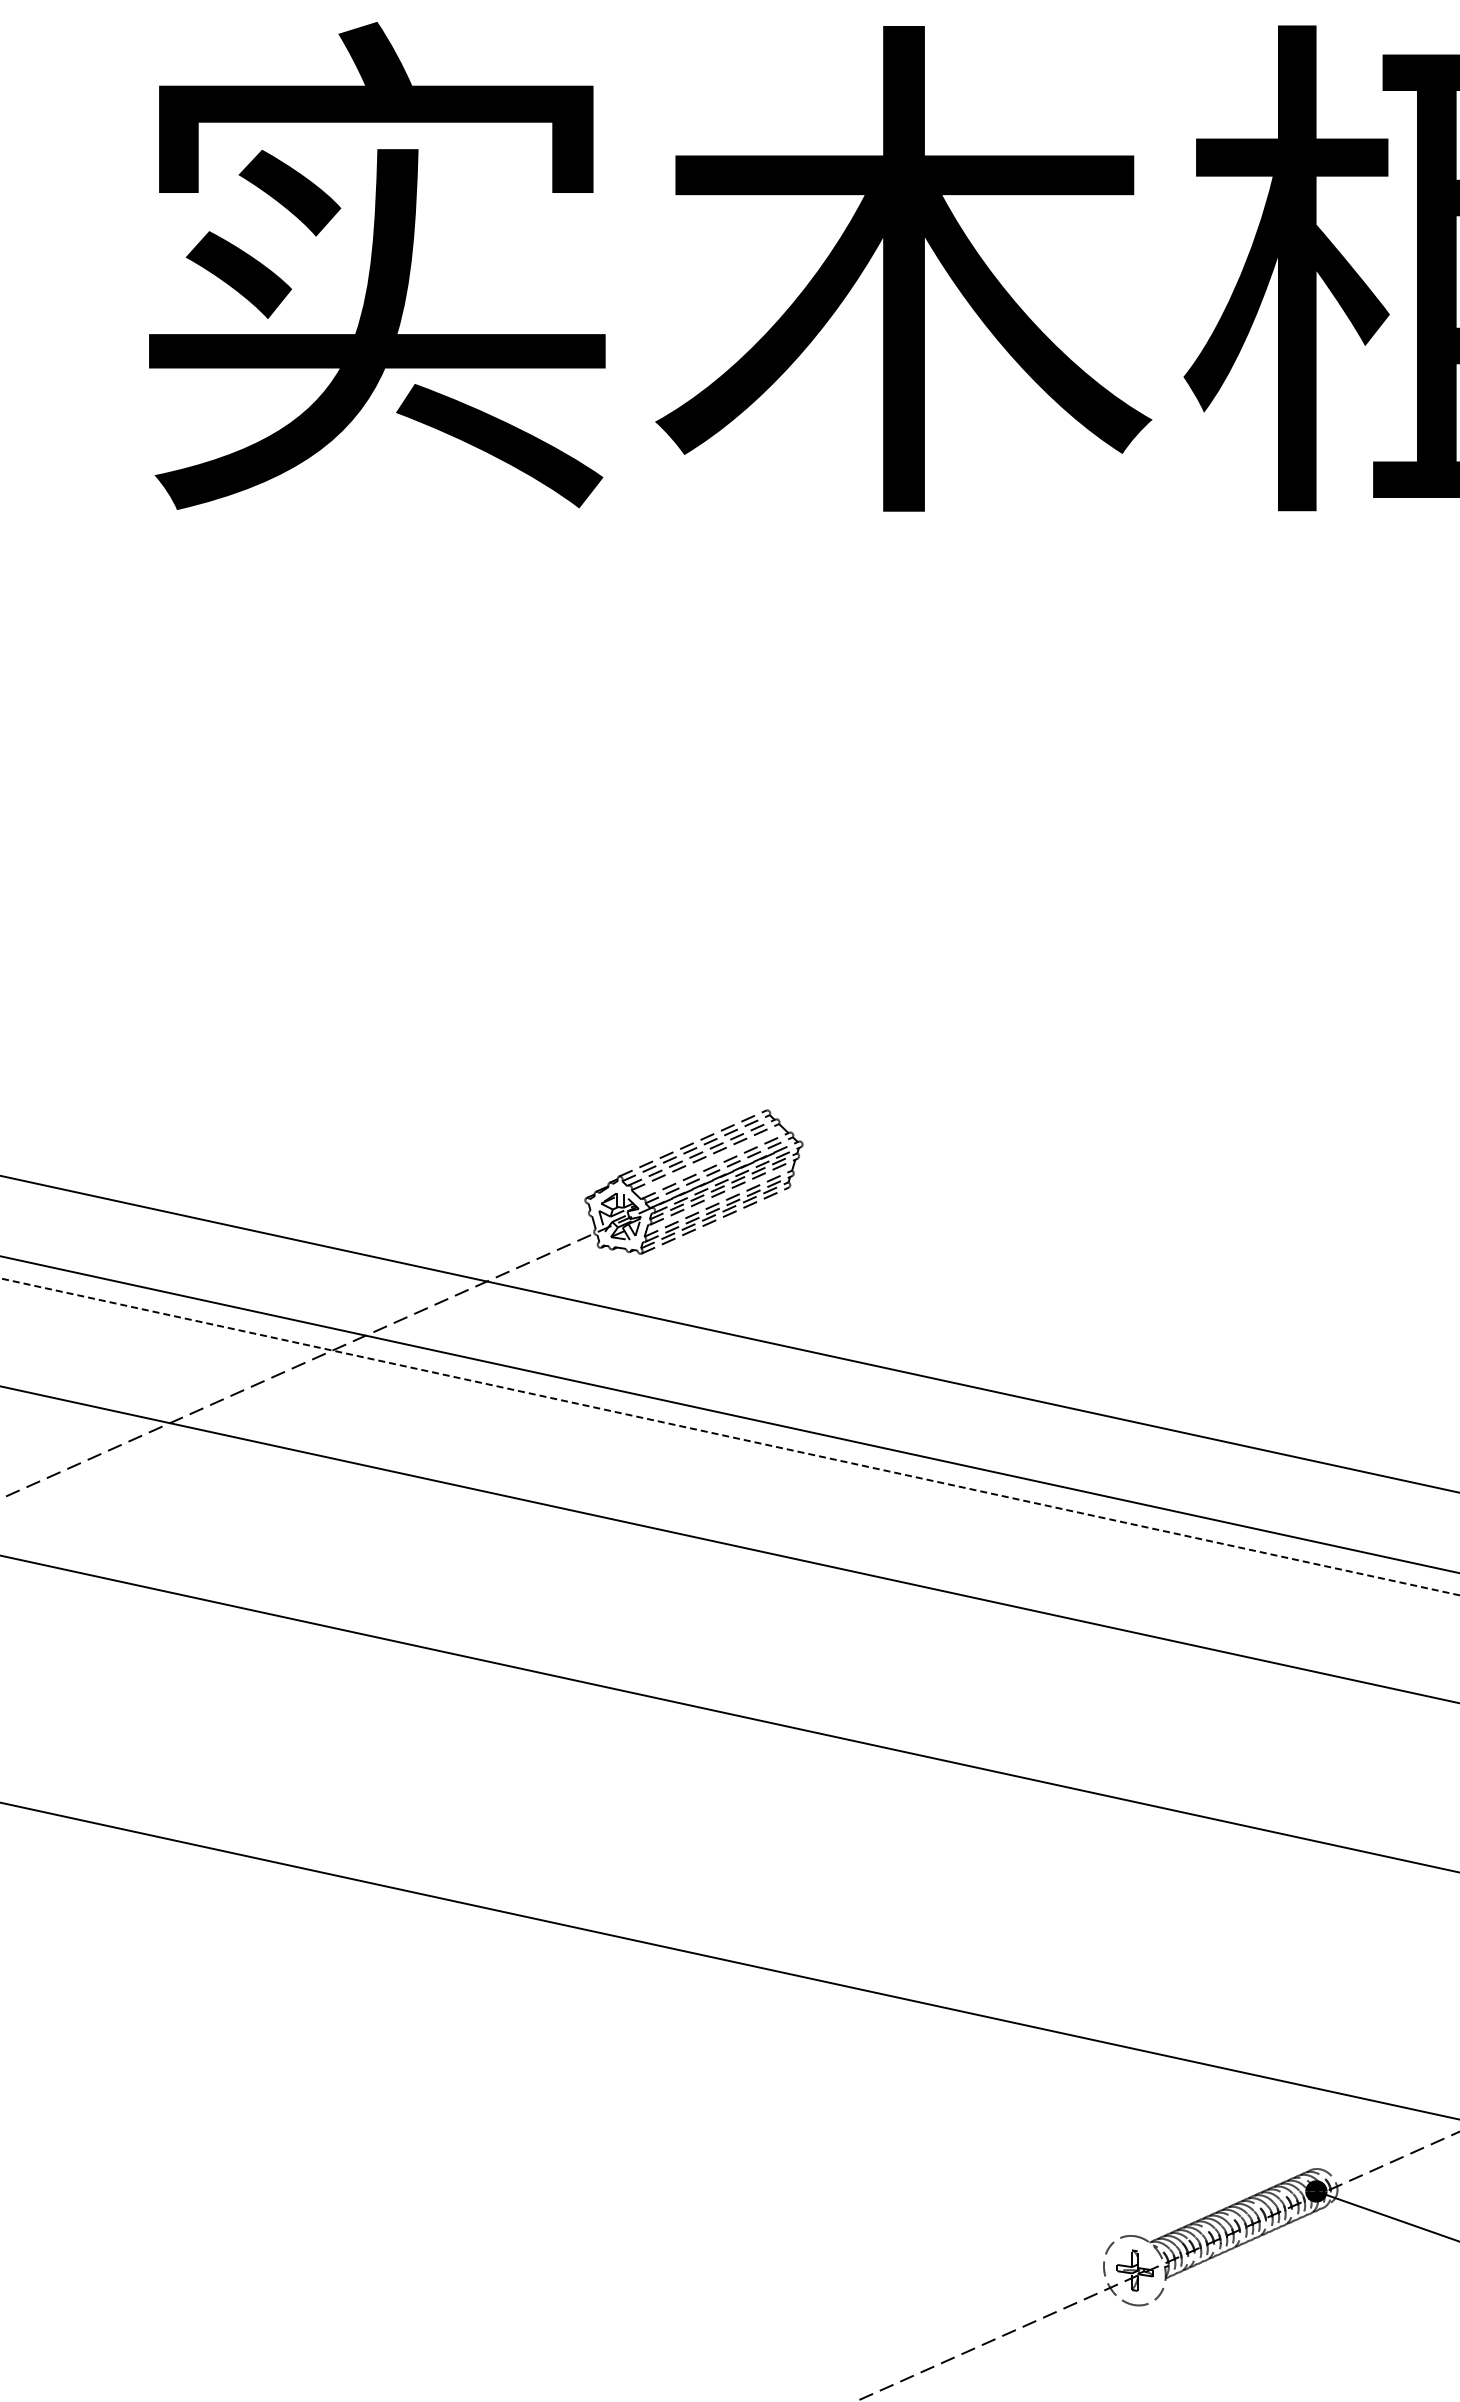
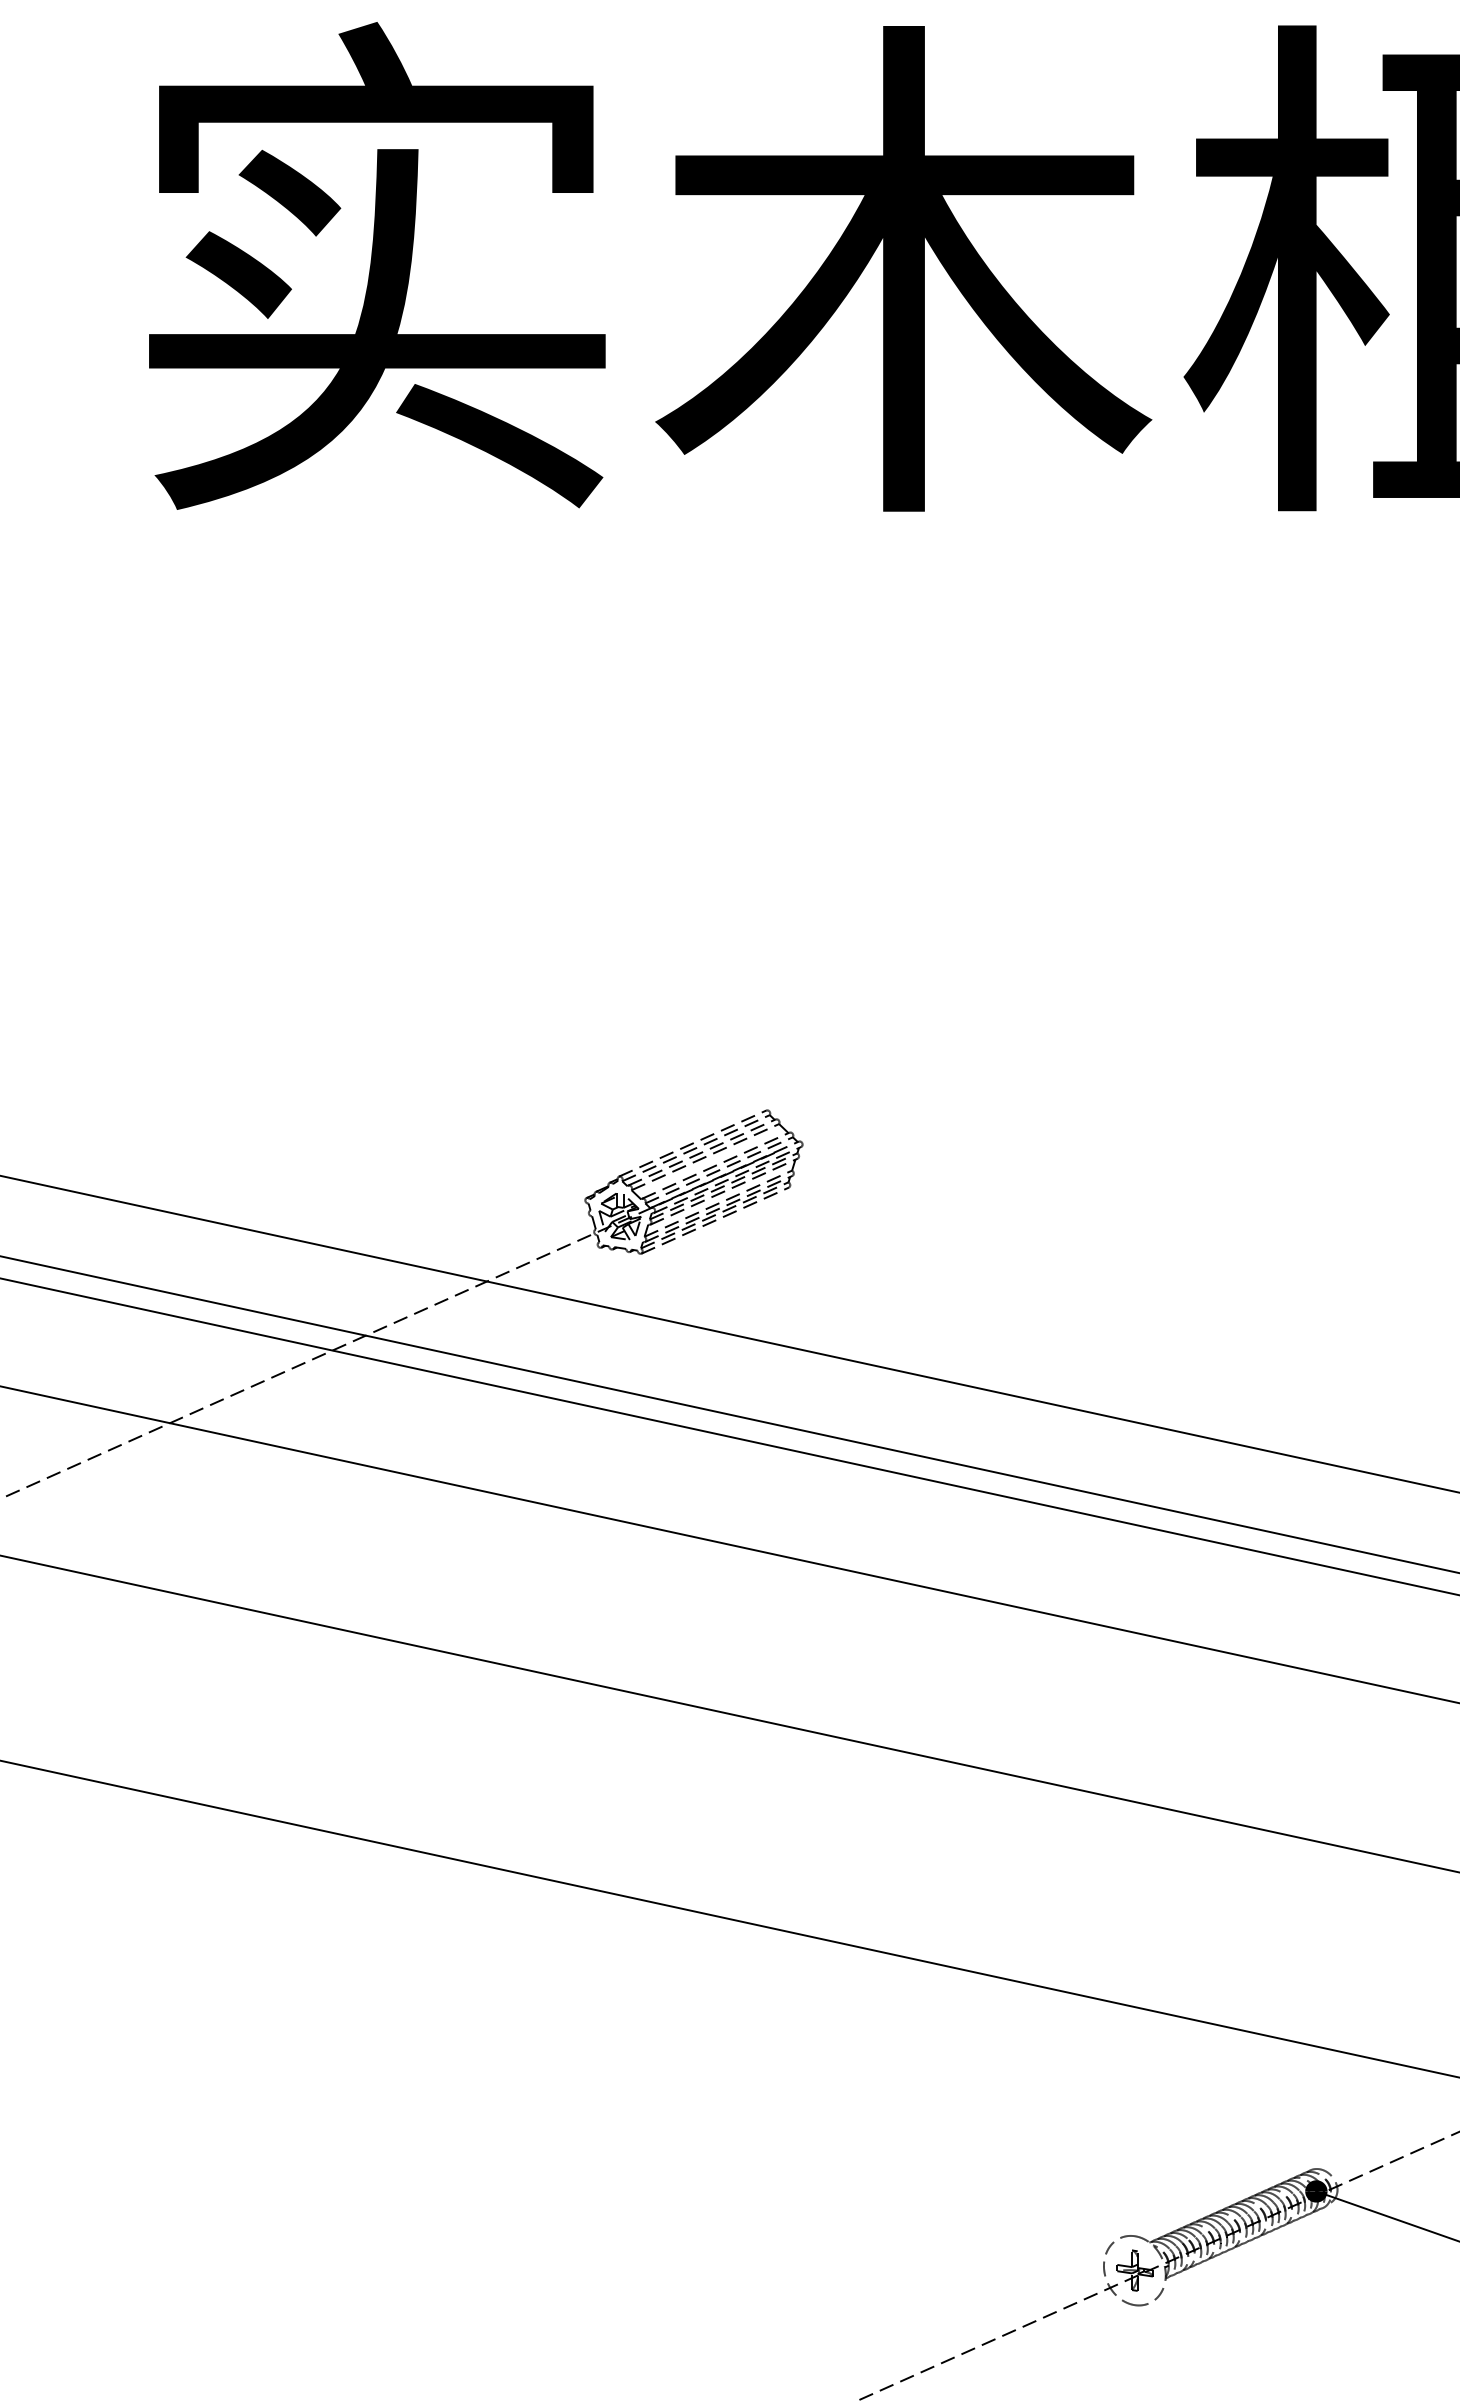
line: dashed -> solid (729, 1436)
line position: (729, 1960) -> (729, 1918) (729, 1918)
